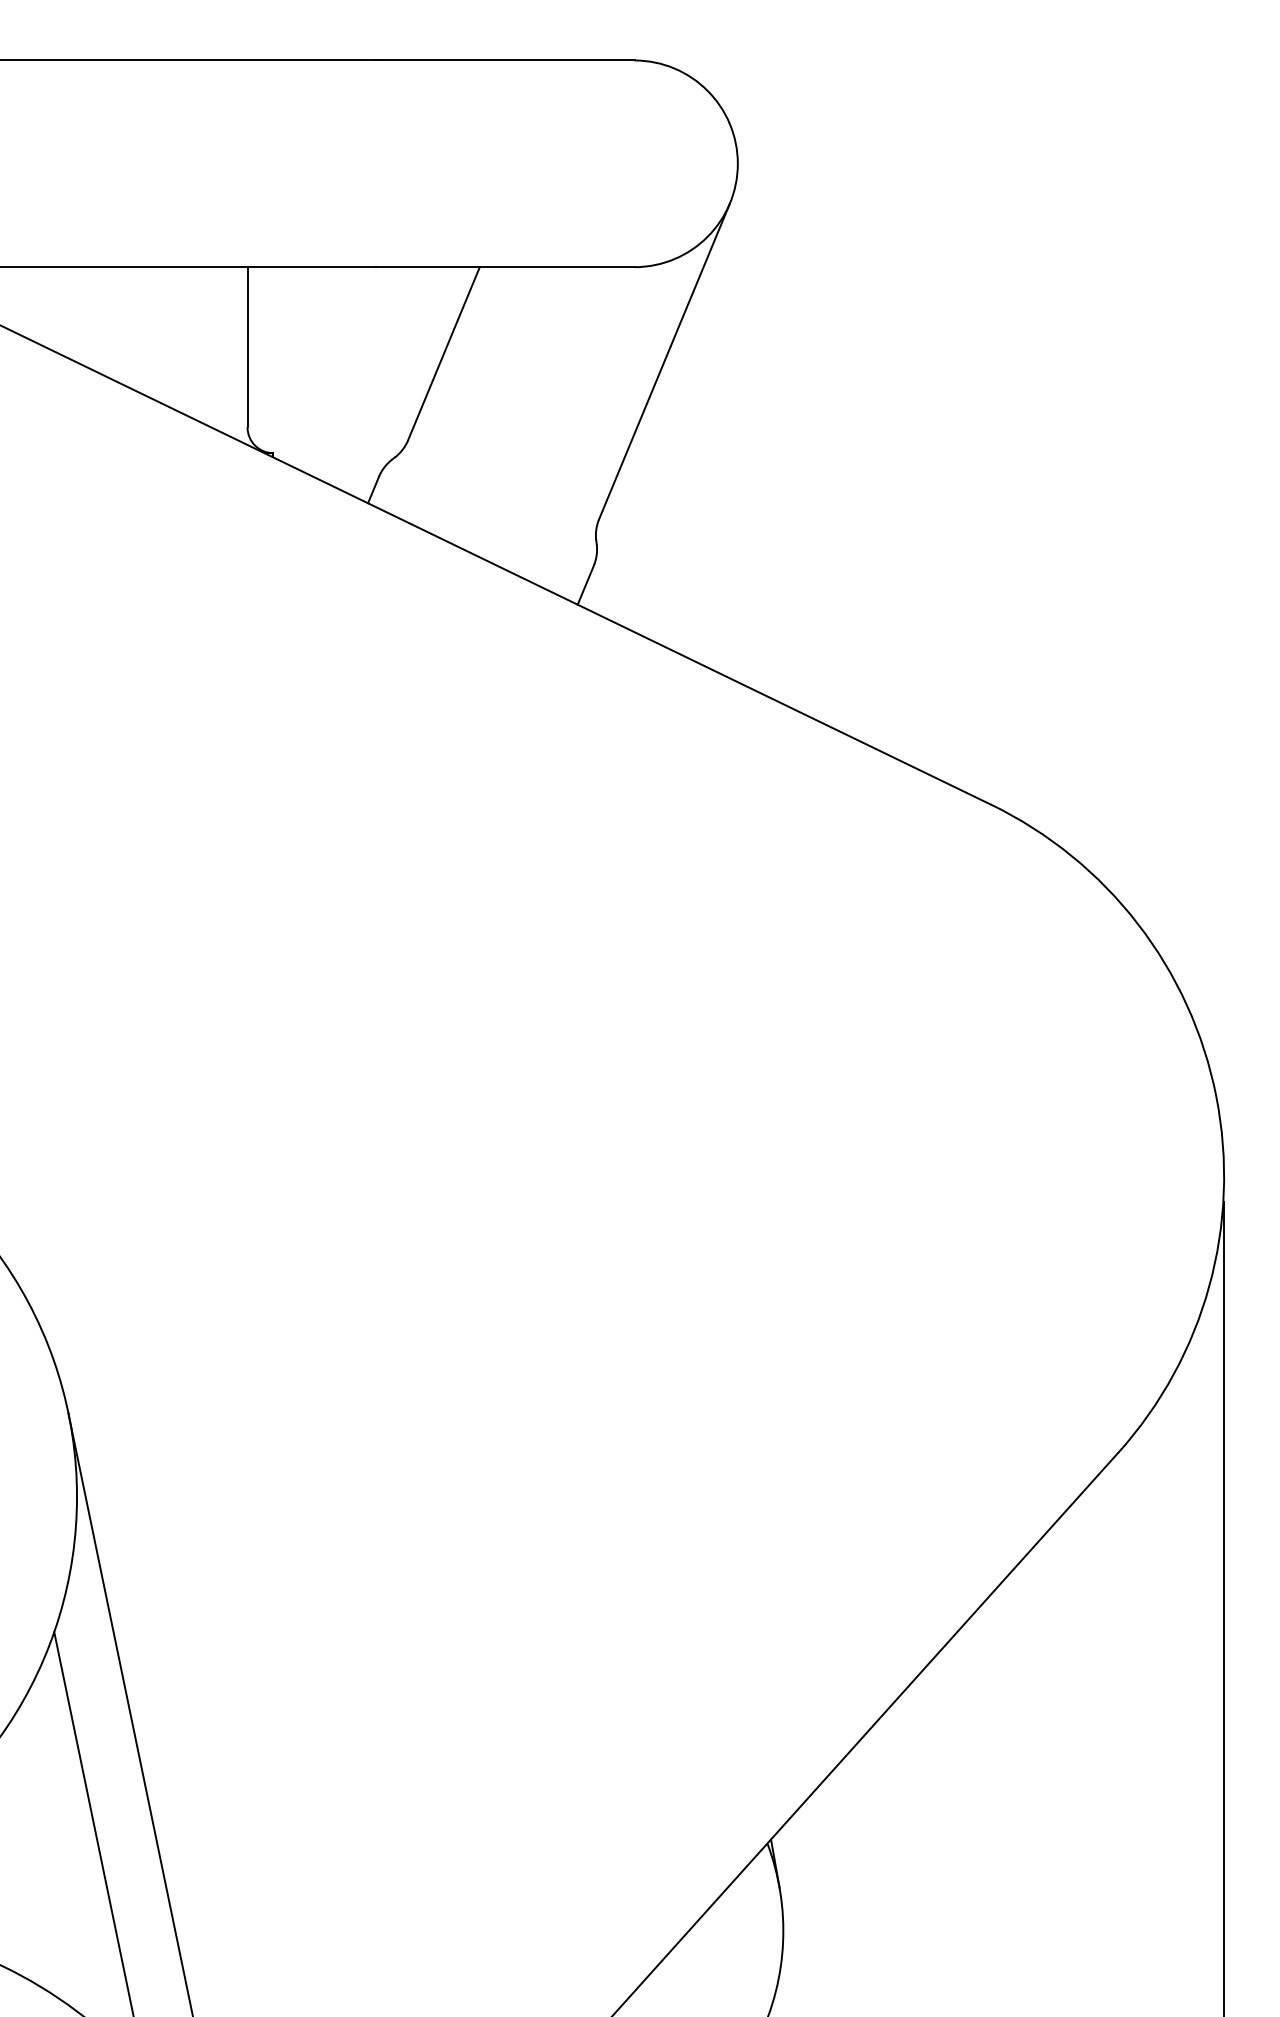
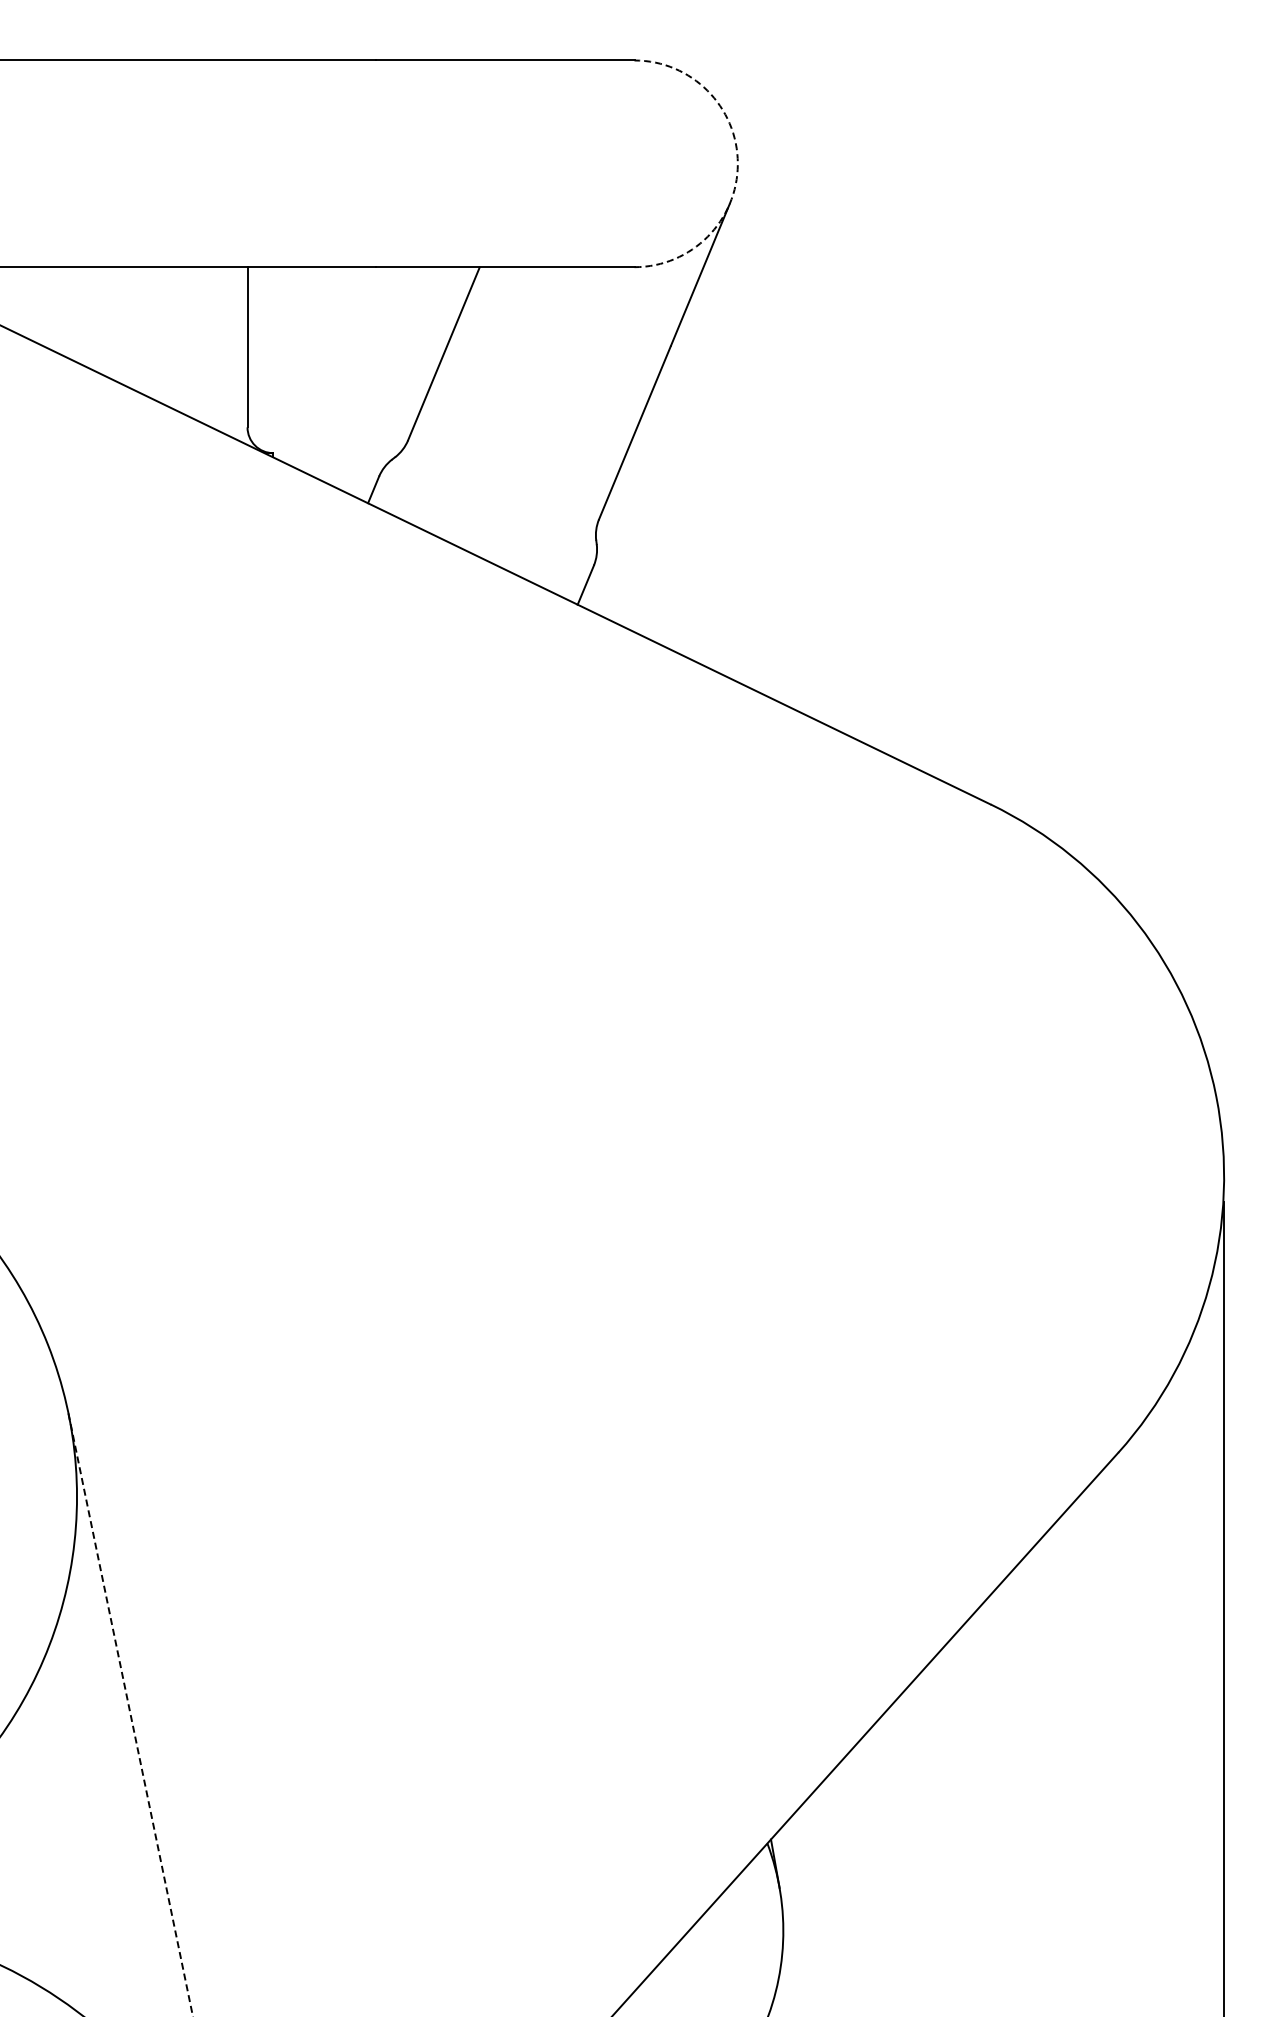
arc: solid -> dashed (737, 163)
line: solid -> dashed (130, 1714)
line: present -> none (93, 1822)
